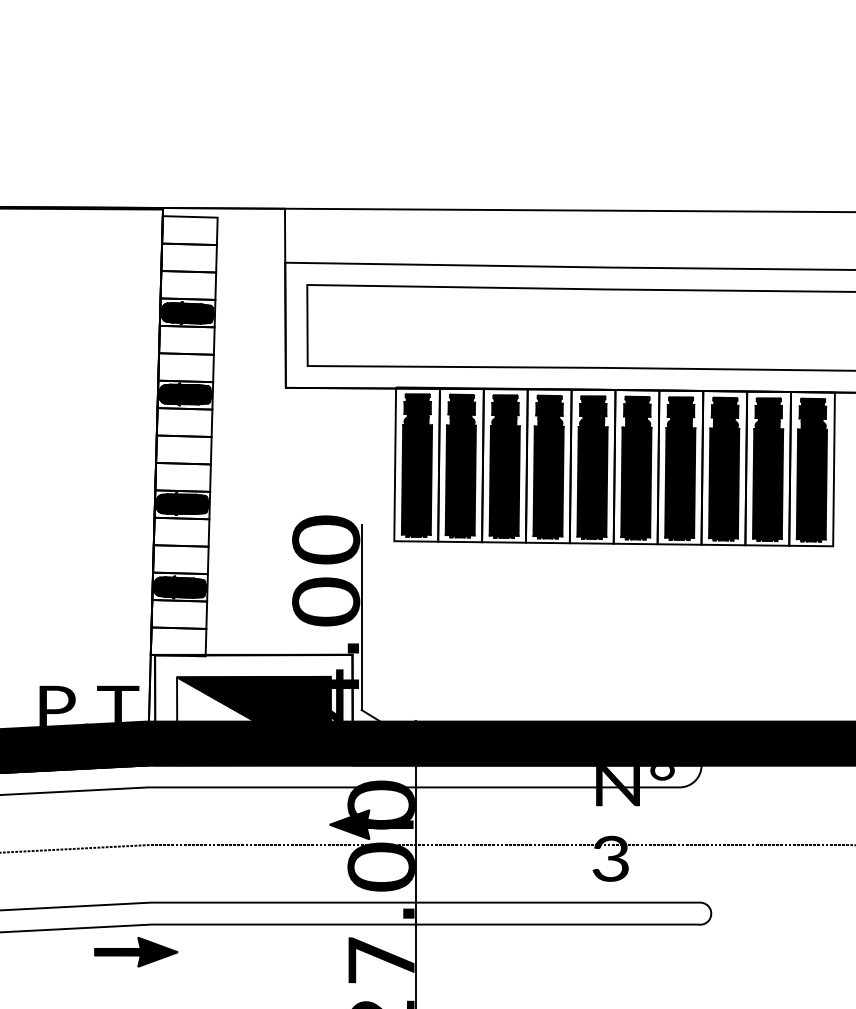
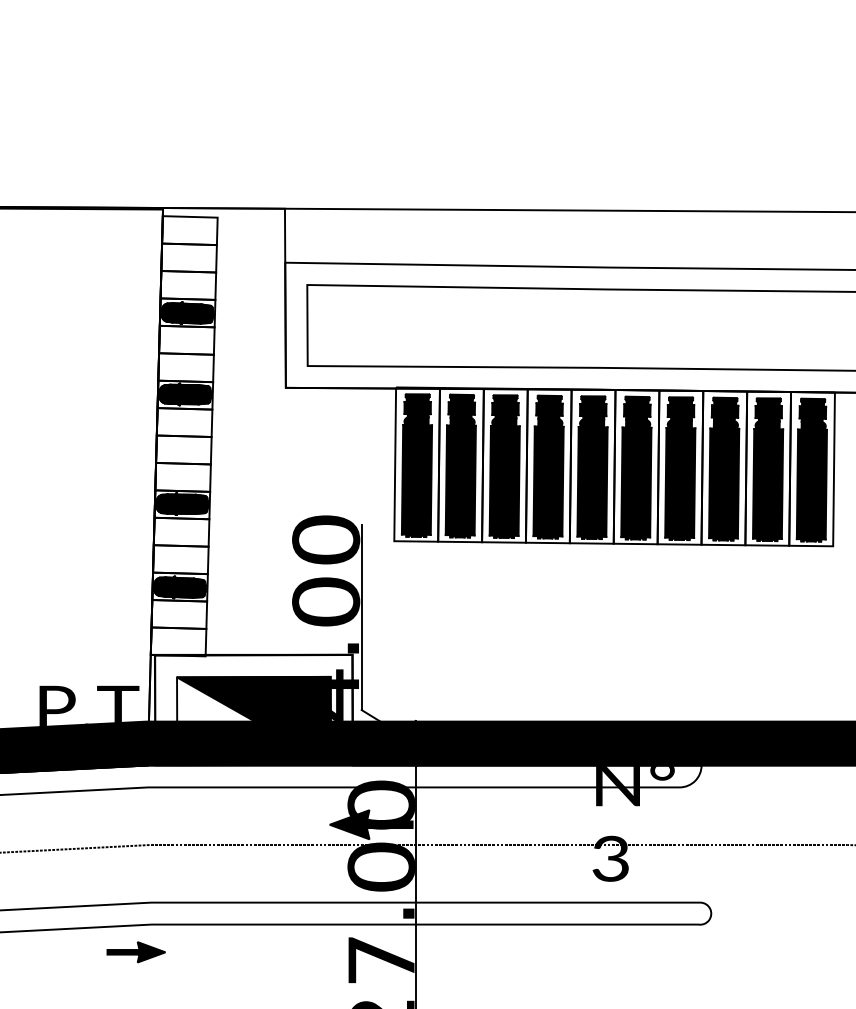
part size: 85x31 px -> 60x23 px (135, 952)
